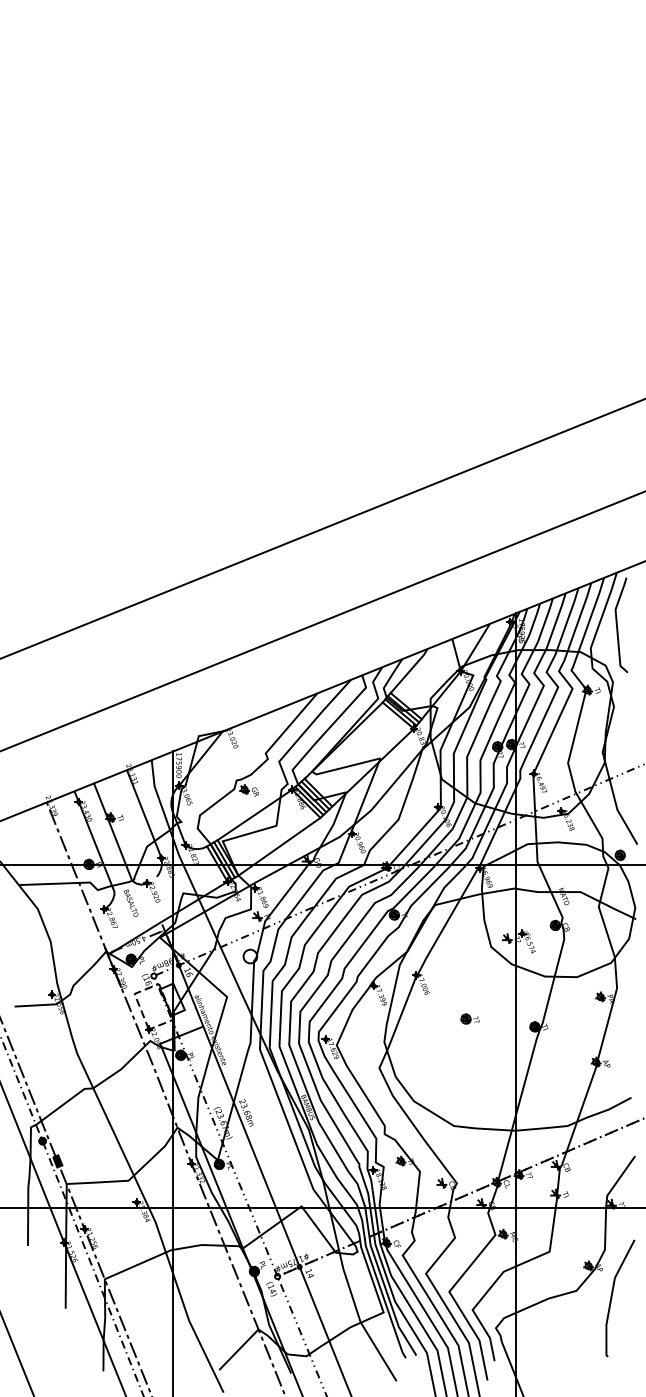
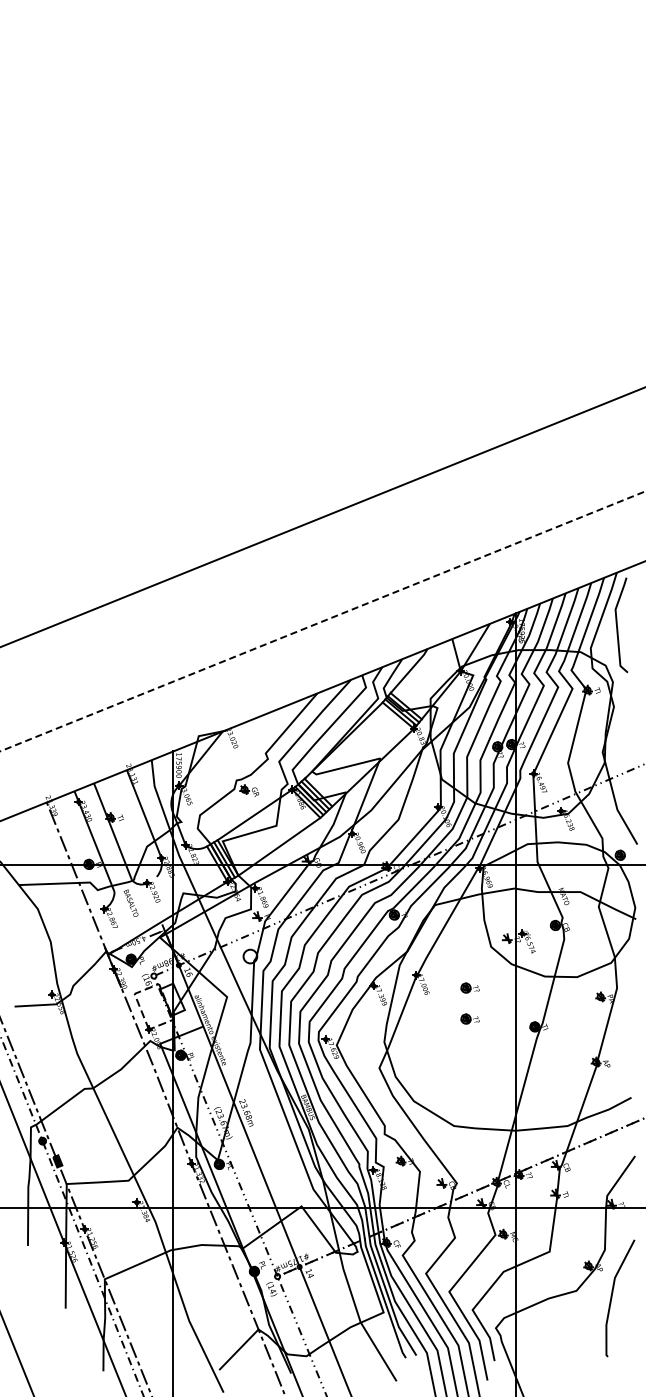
line position: (322, 529) -> (322, 517) (322, 517)
line: solid -> dashed (322, 621)
part: none -> present (469, 987)
